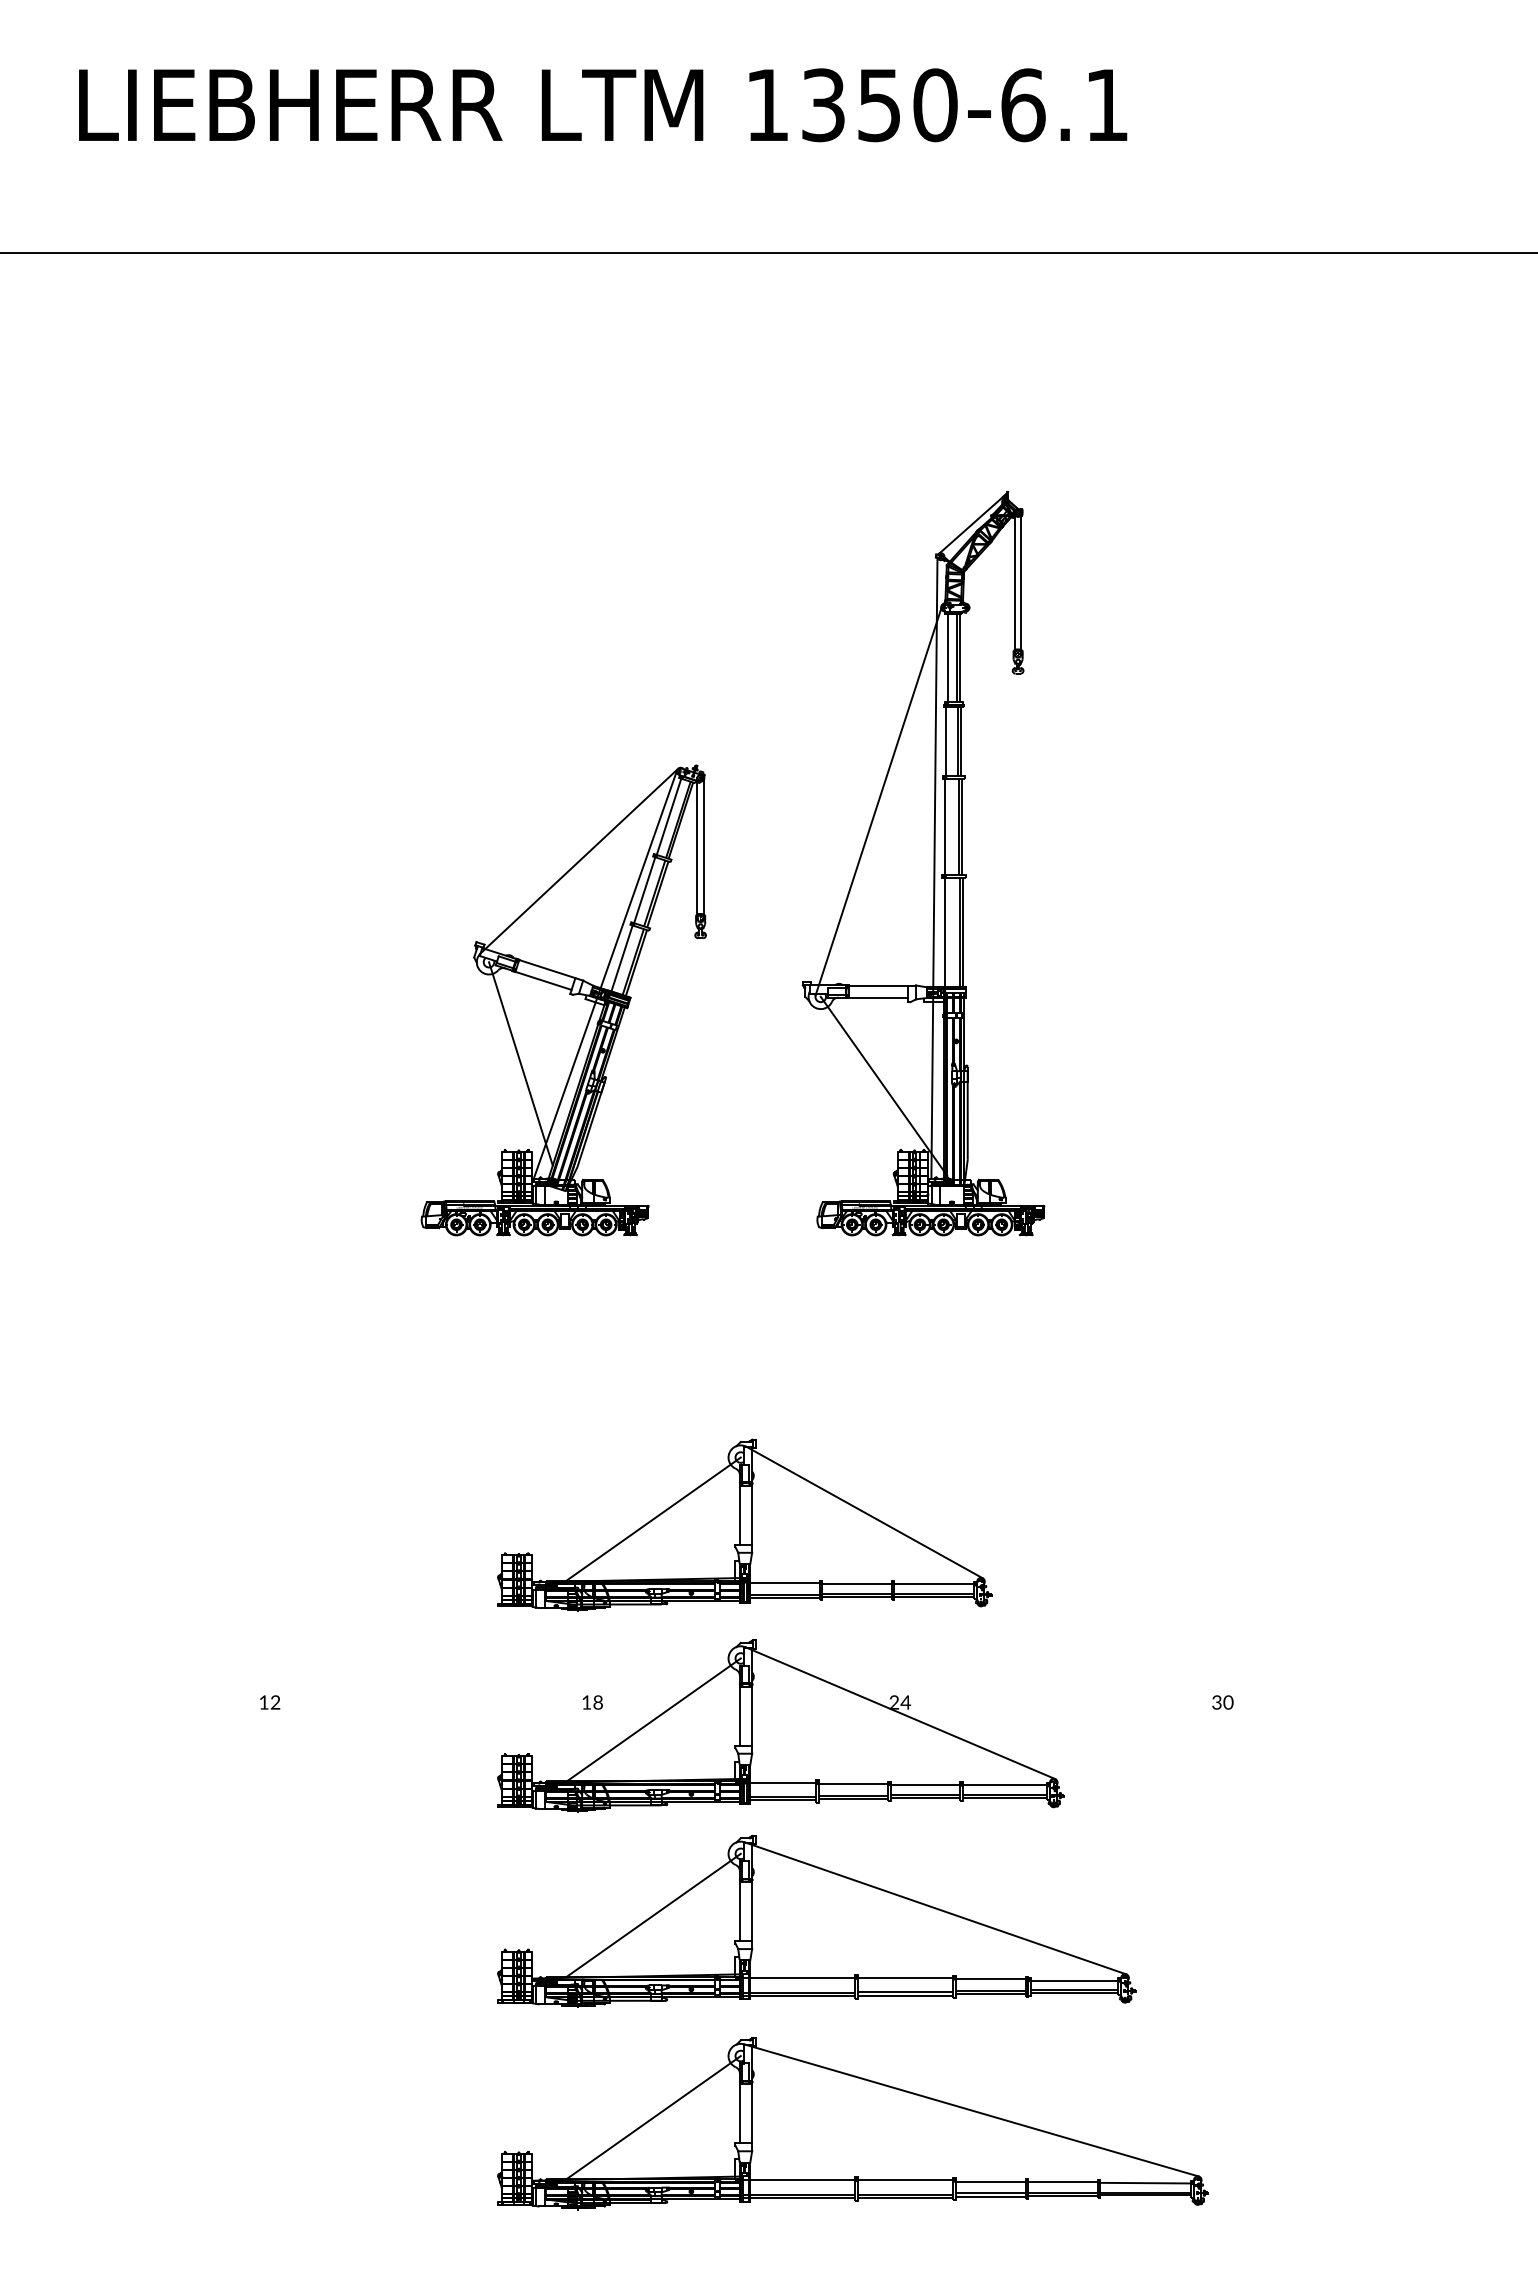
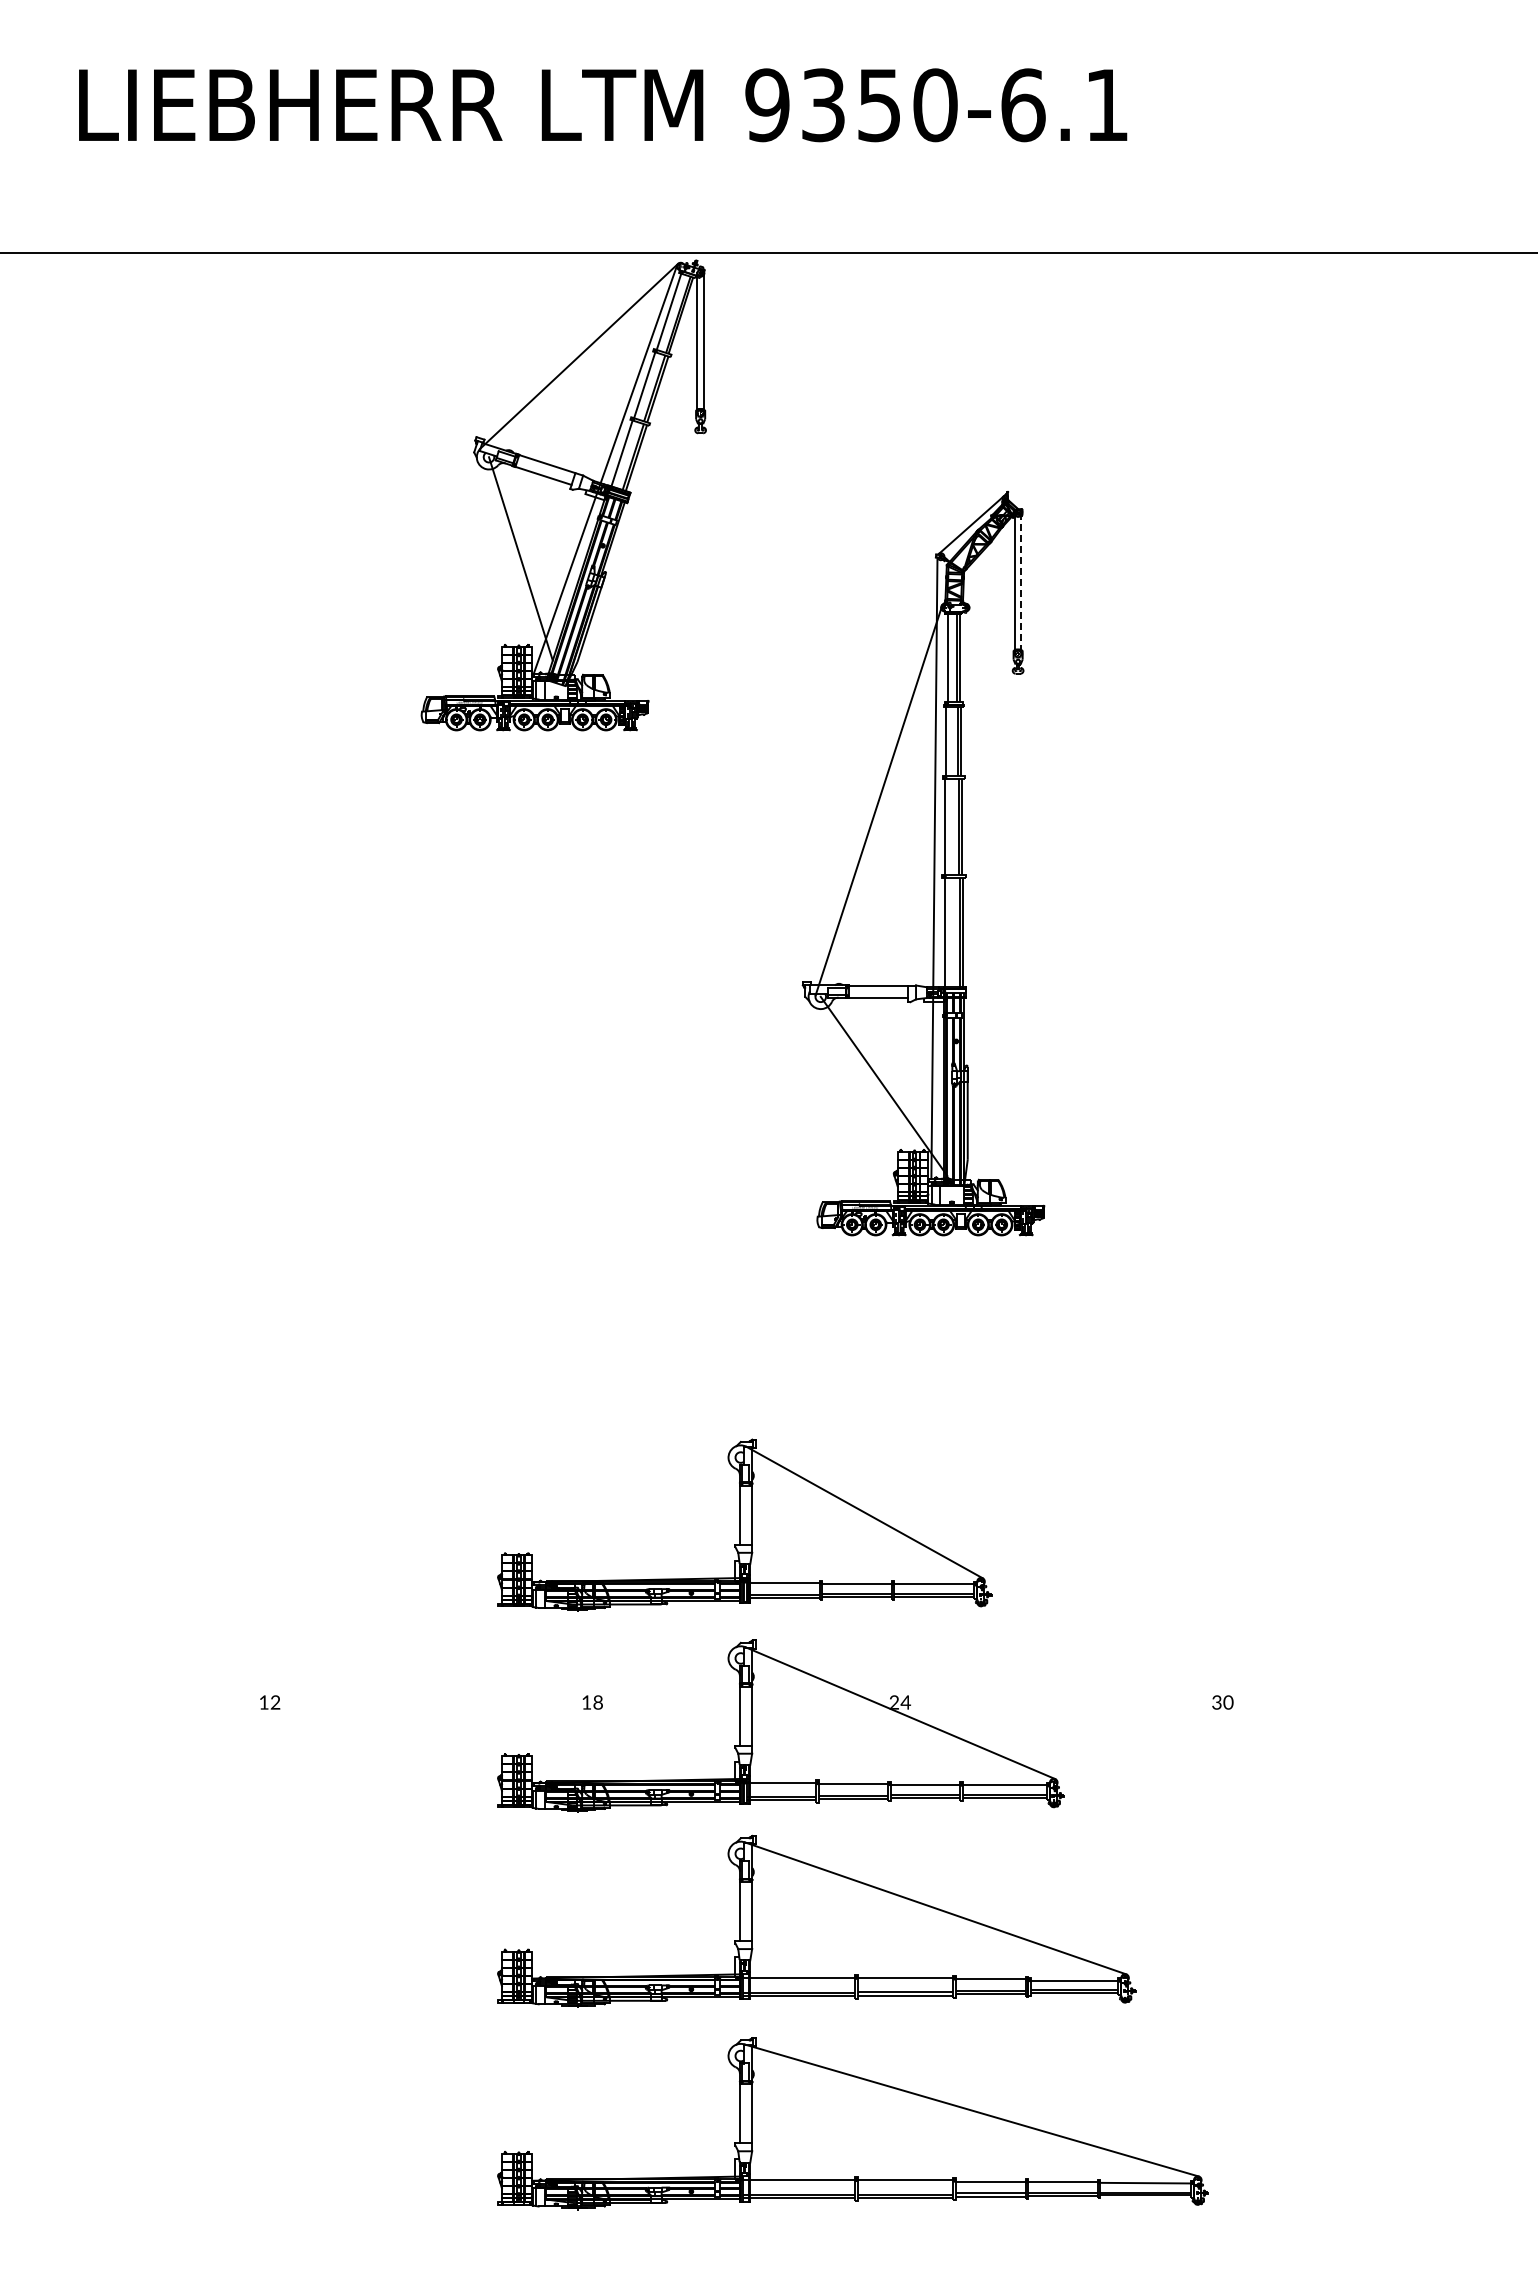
text: 1350-6.1 -> 9350-6.1 (767, 105)
line: solid -> dashed (1021, 584)
part position: (563, 1000) -> (563, 495) (563, 495)
line: present -> none (653, 1518)
line: present -> none (653, 1719)
line: present -> none (653, 1914)
line: present -> none (653, 2117)
